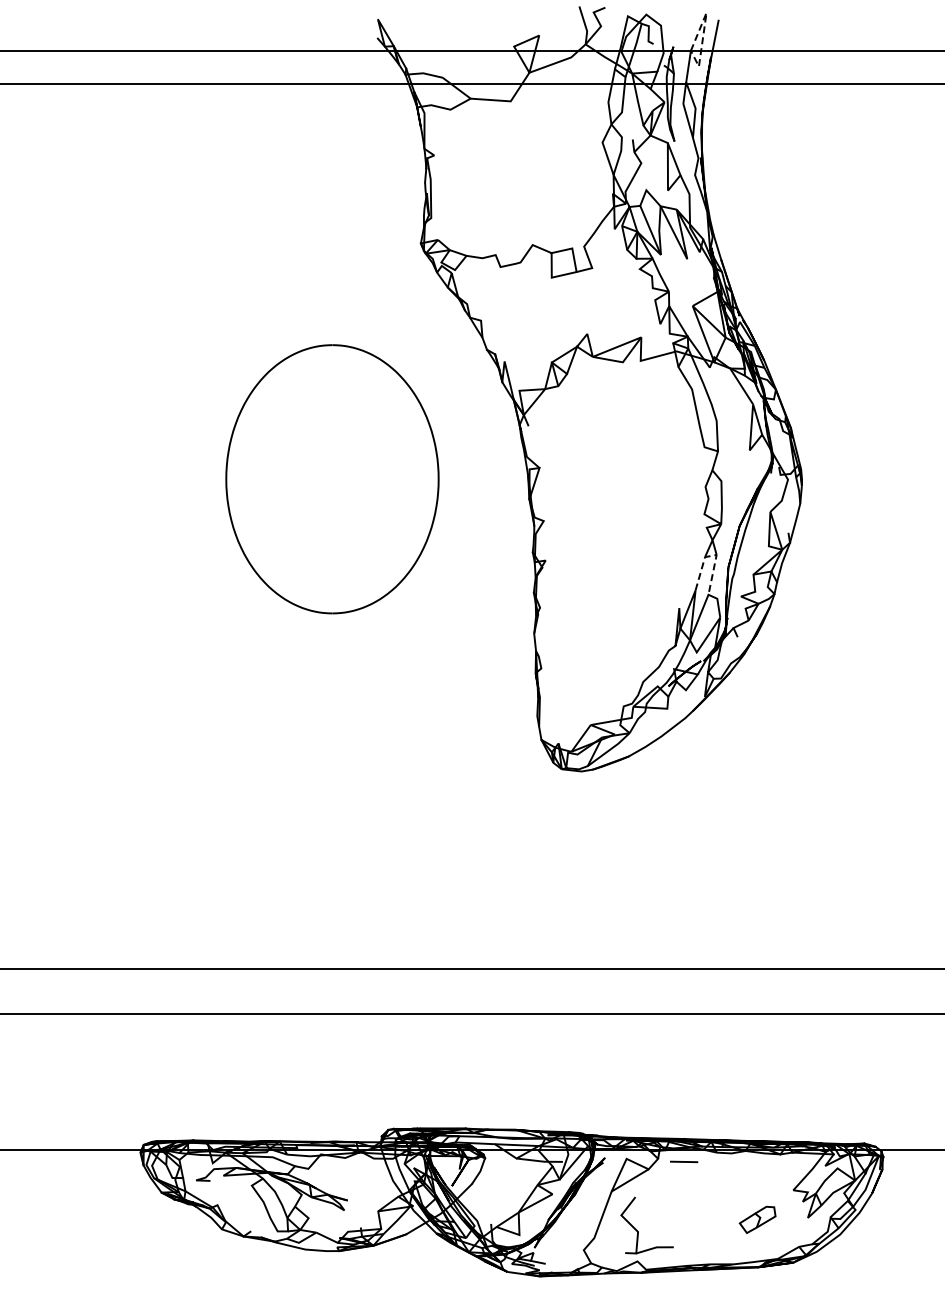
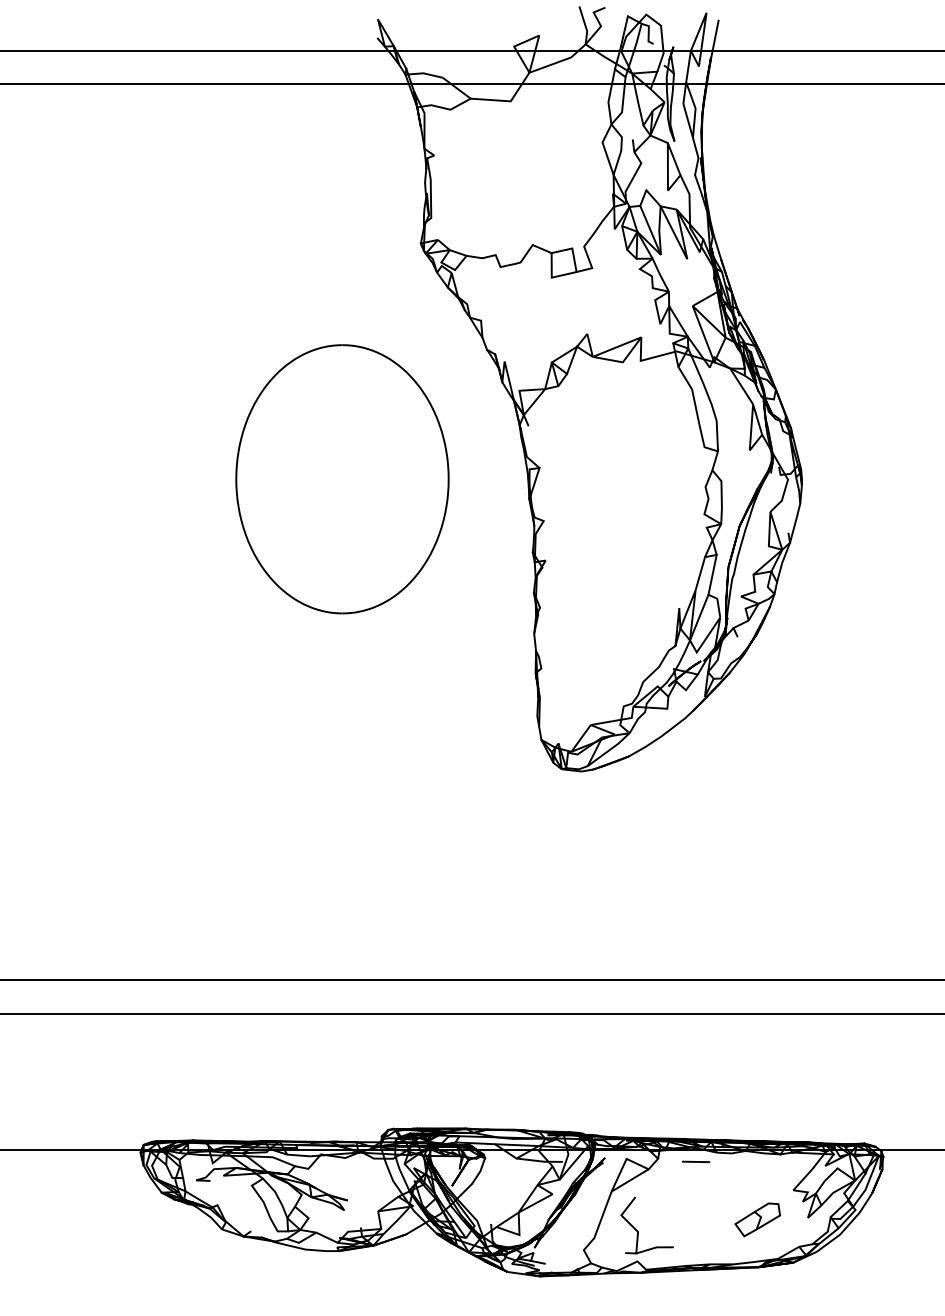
line: dashed -> solid (704, 28)
part position: (332, 479) -> (342, 479) (342, 479)
line: dashed -> solid (713, 555)
line position: (471, 969) -> (471, 980) (471, 980)
line position: (684, 1161) -> (696, 1161) (696, 1161)
part size: 39x29 px -> 47x36 px (757, 1219)
